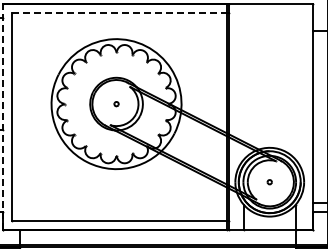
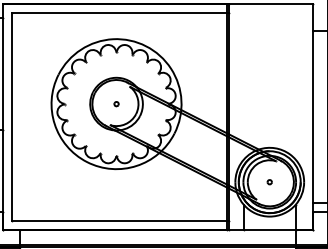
line: dashed -> solid (120, 13)
line: dashed -> solid (3, 117)
